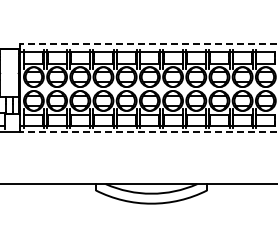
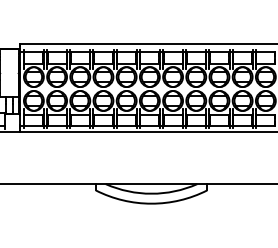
line: dashed -> solid (148, 44)
line: dashed -> solid (148, 132)
